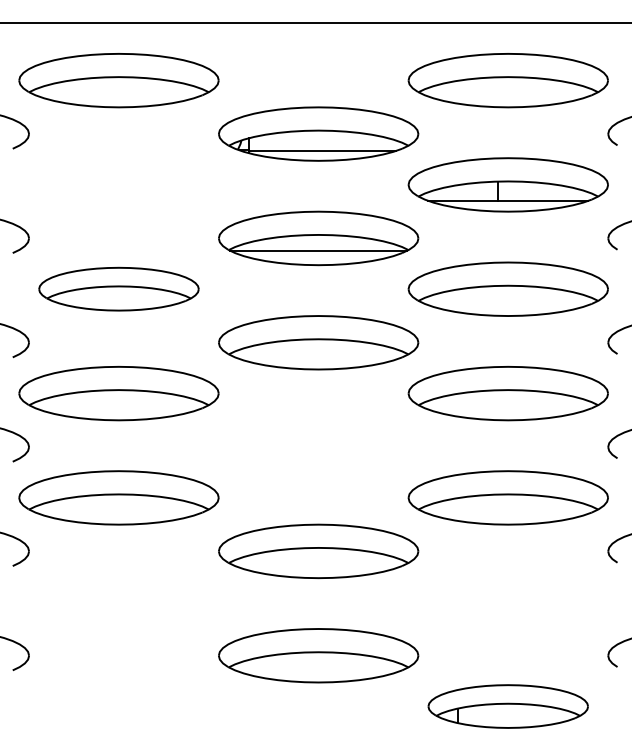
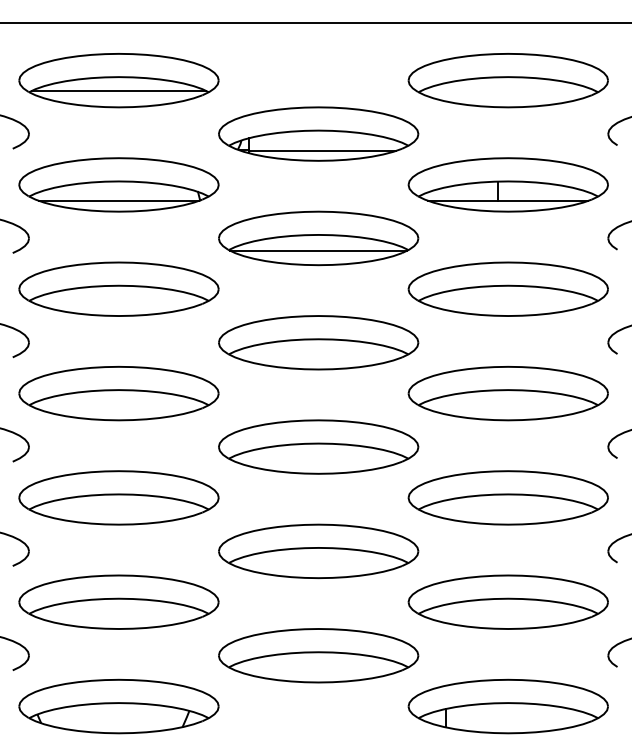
line: none -> present (118, 90)
part: none -> present (118, 184)
part size: 162x46 px -> 202x56 px (118, 288)
part: none -> present (318, 446)
part: none -> present (118, 601)
part: none -> present (507, 601)
part: none -> present (118, 706)
part size: 162x45 px -> 202x57 px (507, 706)
